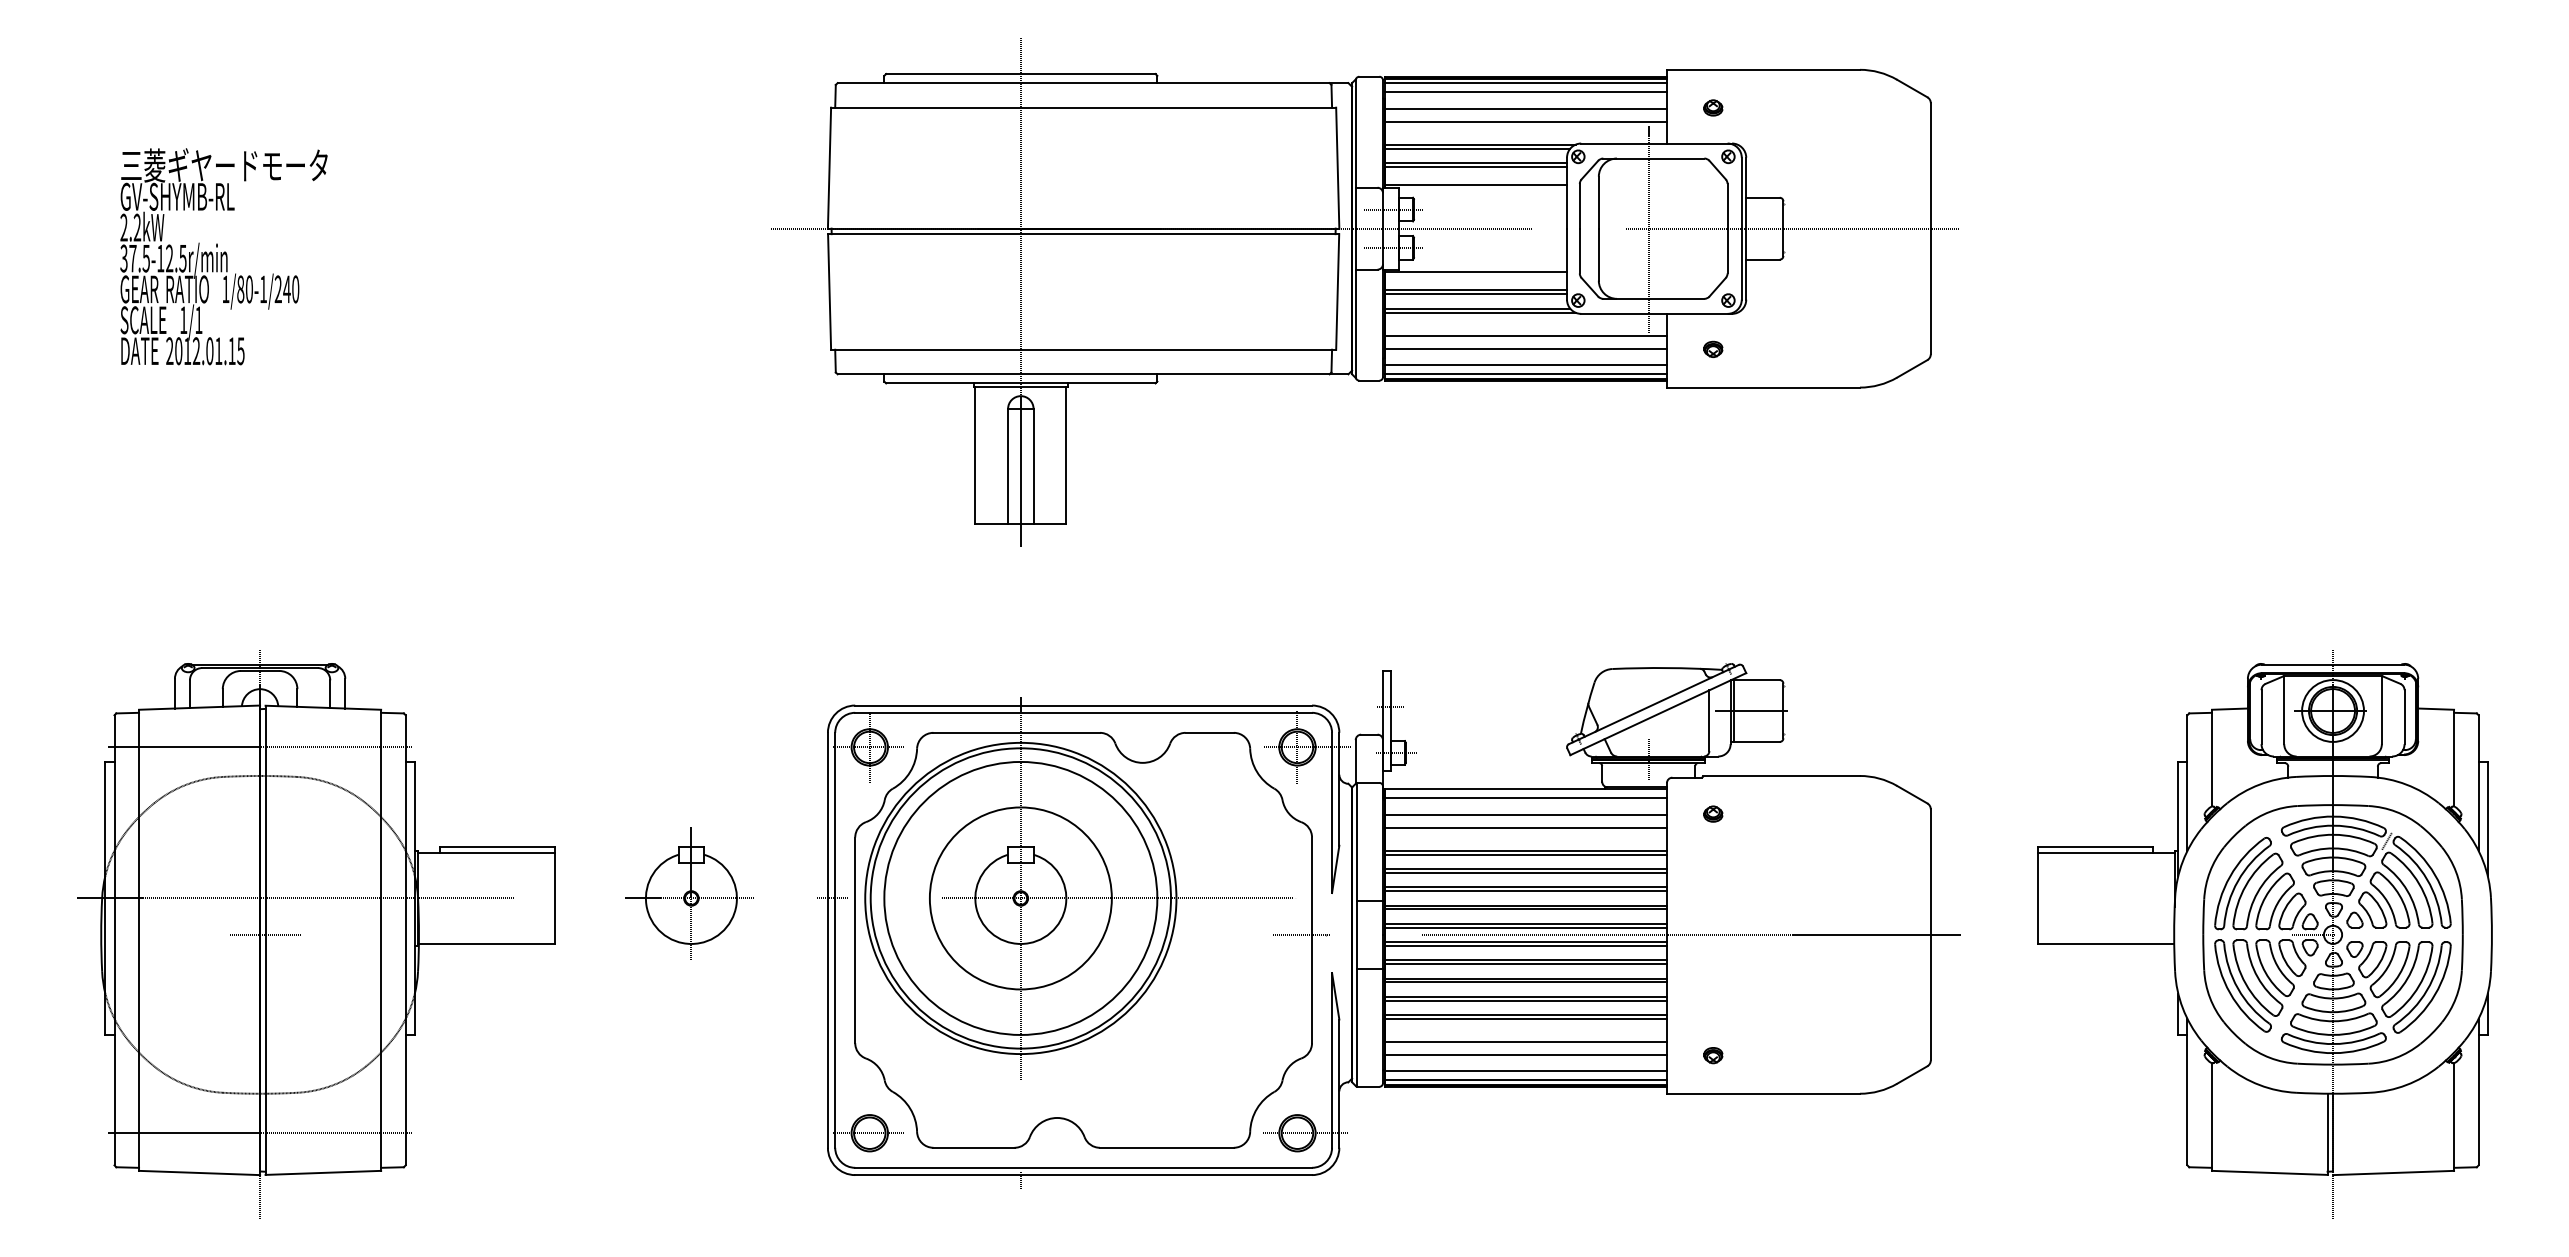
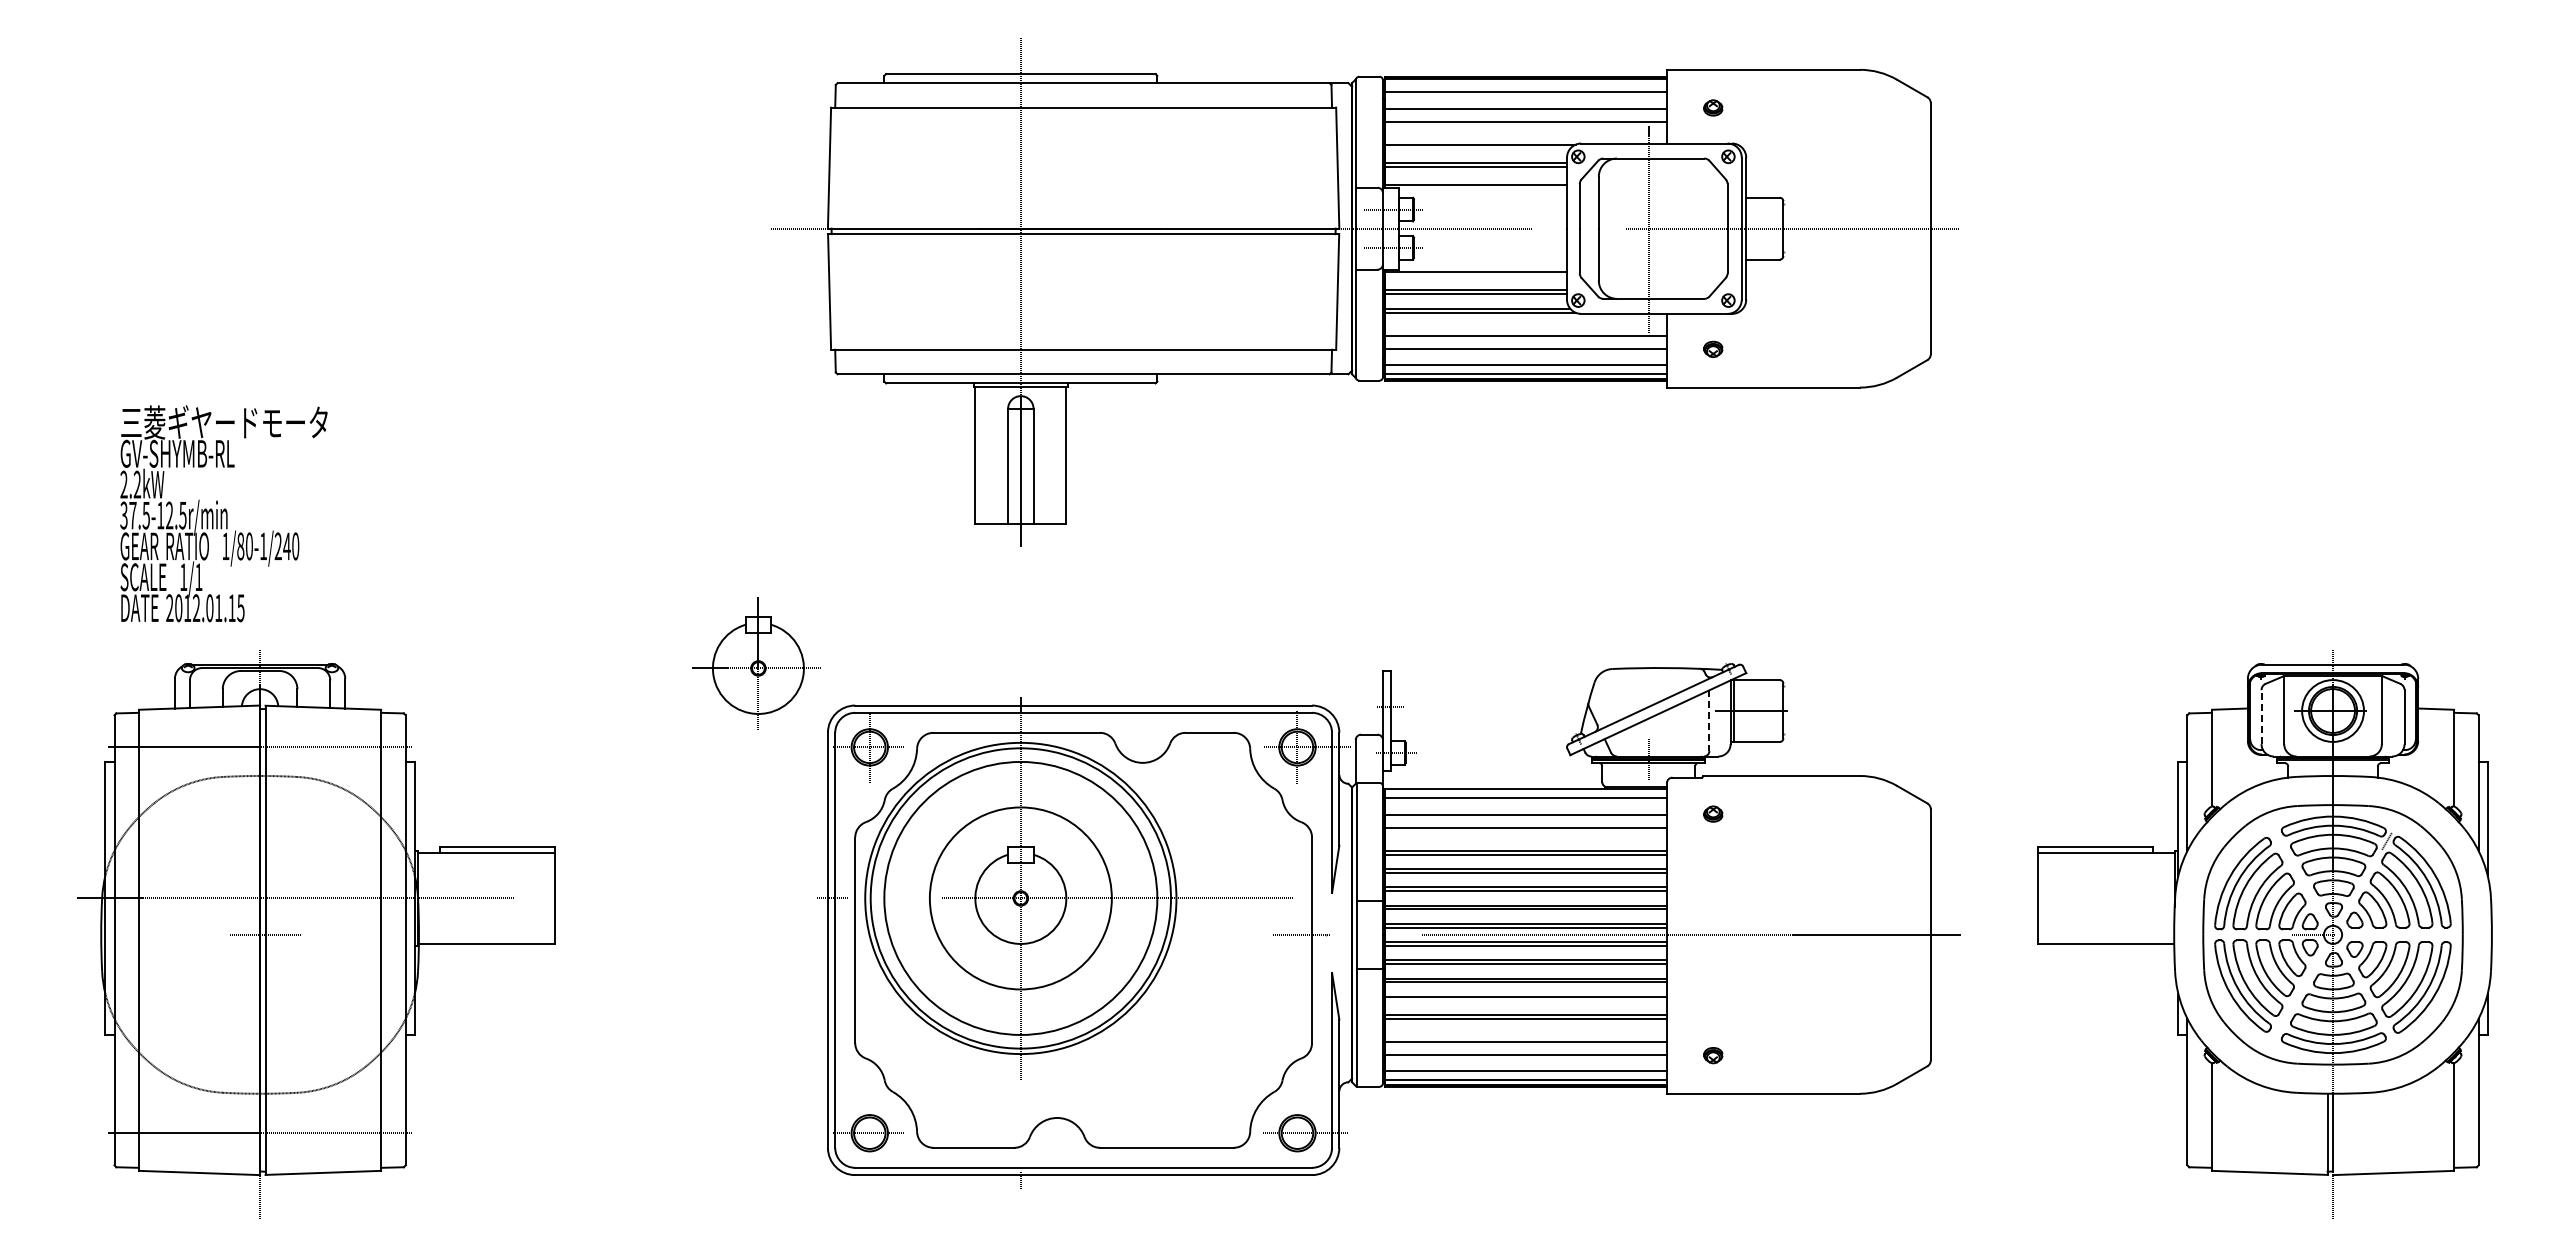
line: present -> none (1525, 83)
line: present -> none (1477, 148)
text position: (223, 256) -> (223, 513) (223, 513)
line: solid -> dashed (2261, 717)
line: solid -> dashed (1709, 721)
part position: (689, 893) -> (756, 663) (756, 663)
line: present -> none (1525, 1000)
